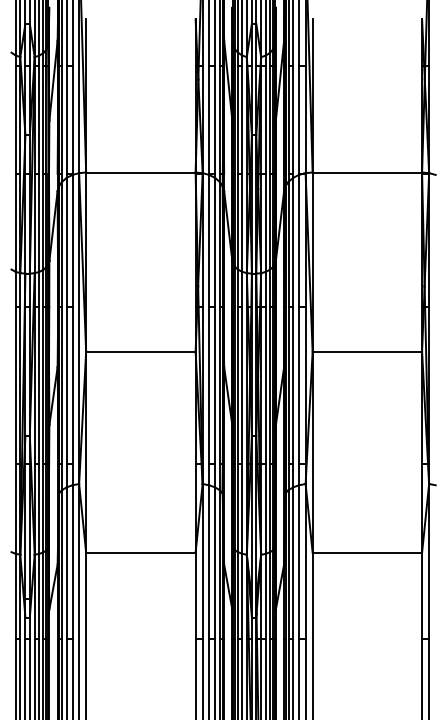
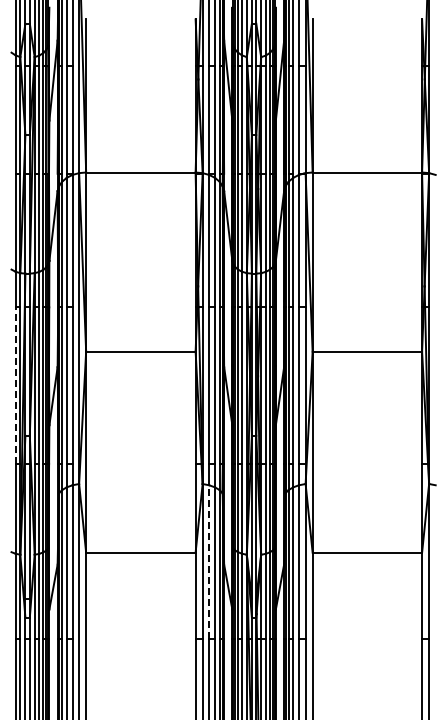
line: solid -> dashed (15, 385)
line: solid -> dashed (209, 562)
